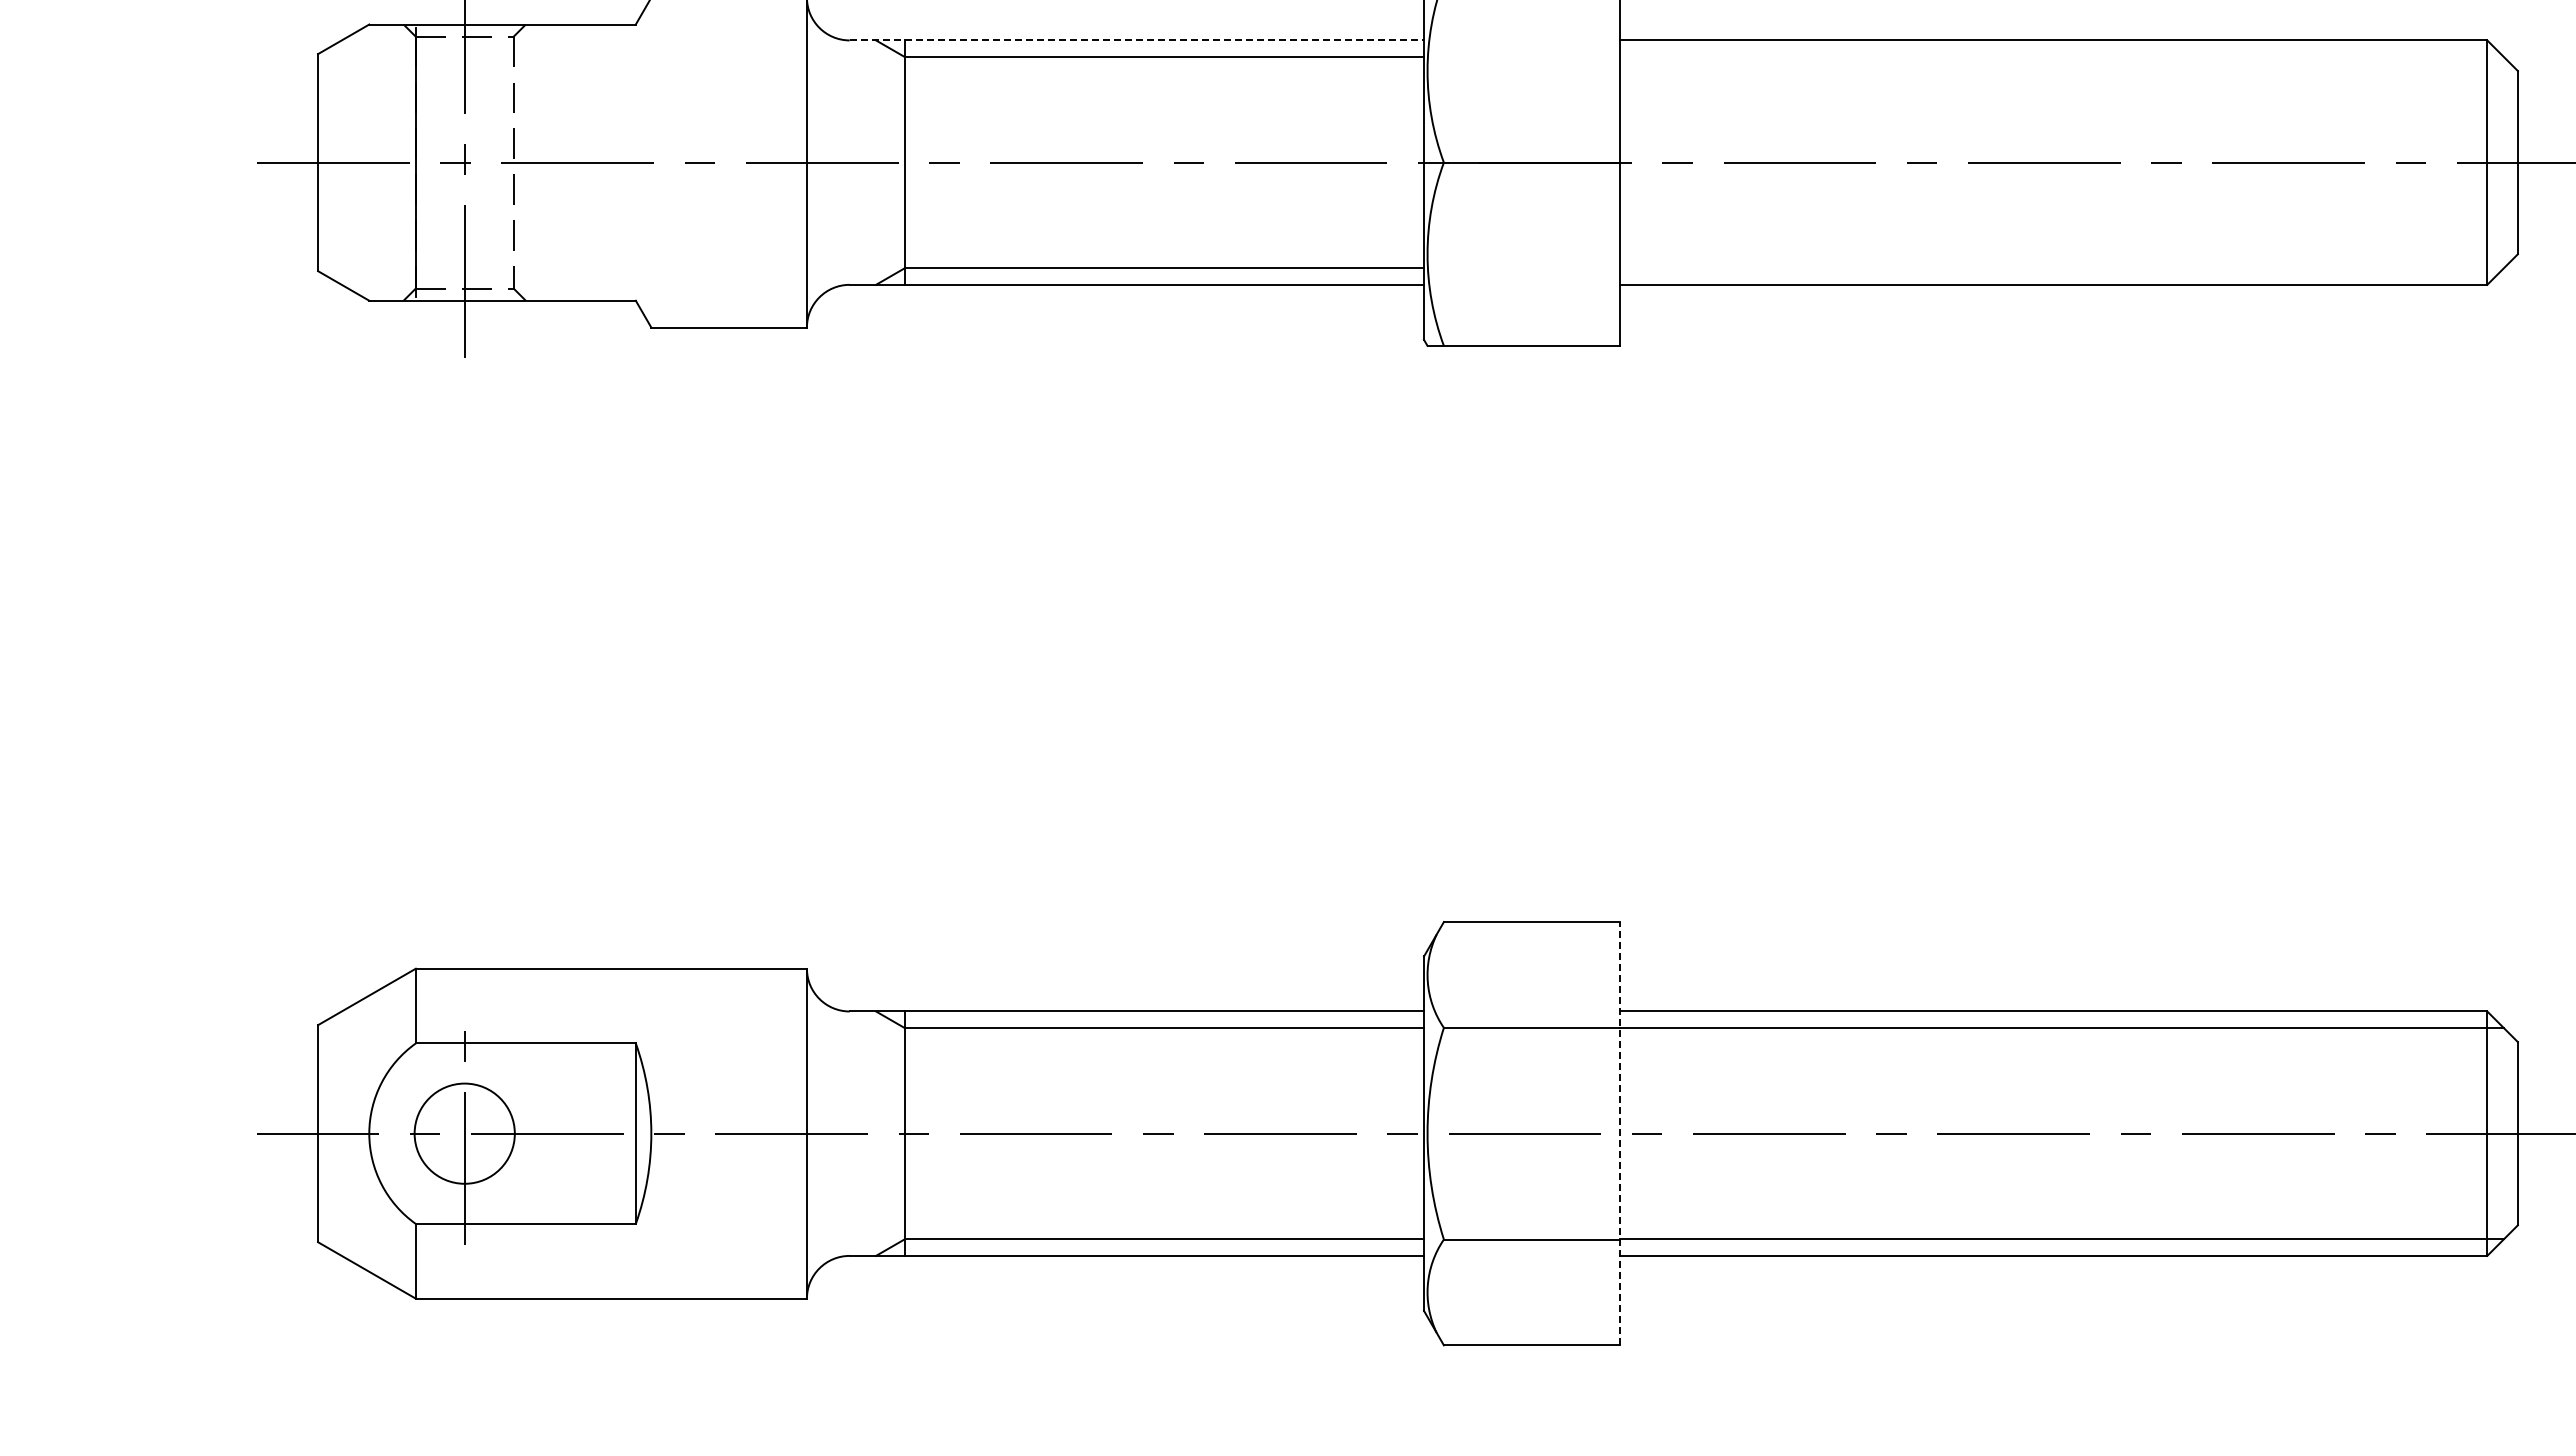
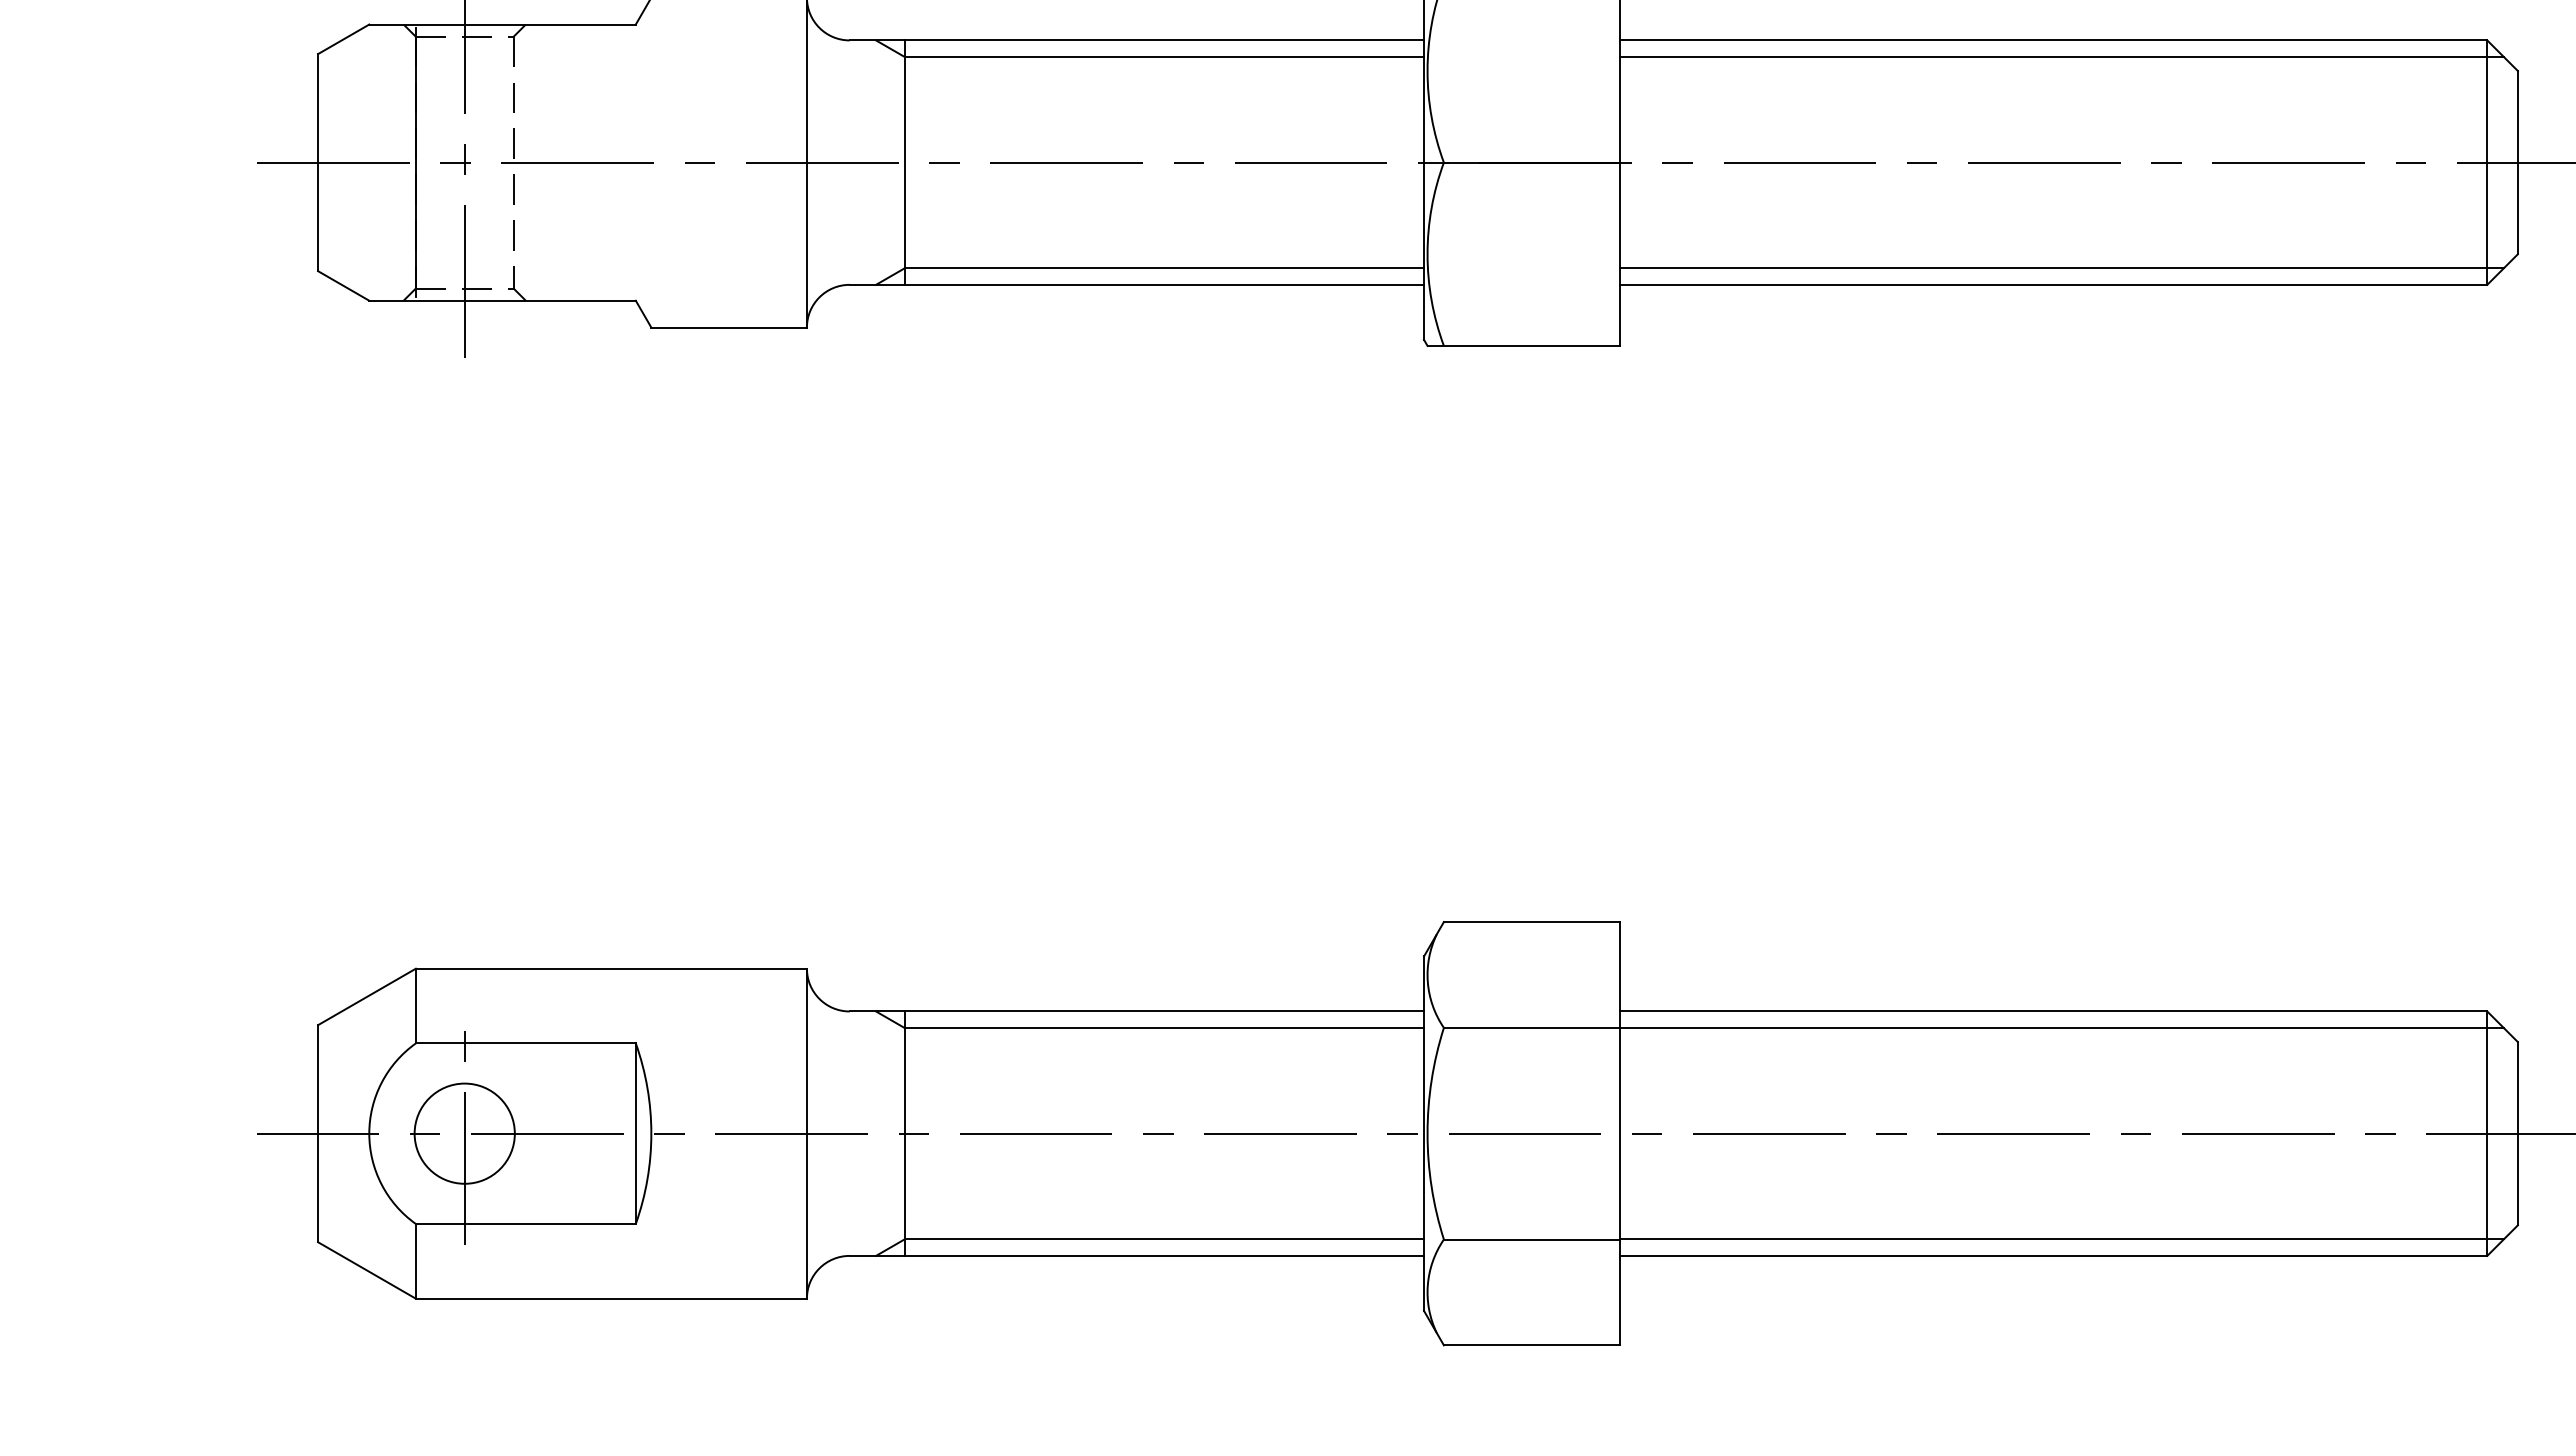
line: dashed -> solid (1137, 40)
line: none -> present (2061, 56)
line: none -> present (2061, 268)
line: dashed -> solid (1619, 1133)
